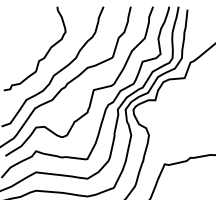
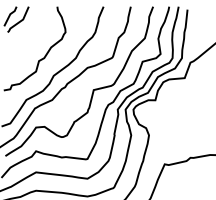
part: none -> present (16, 19)
